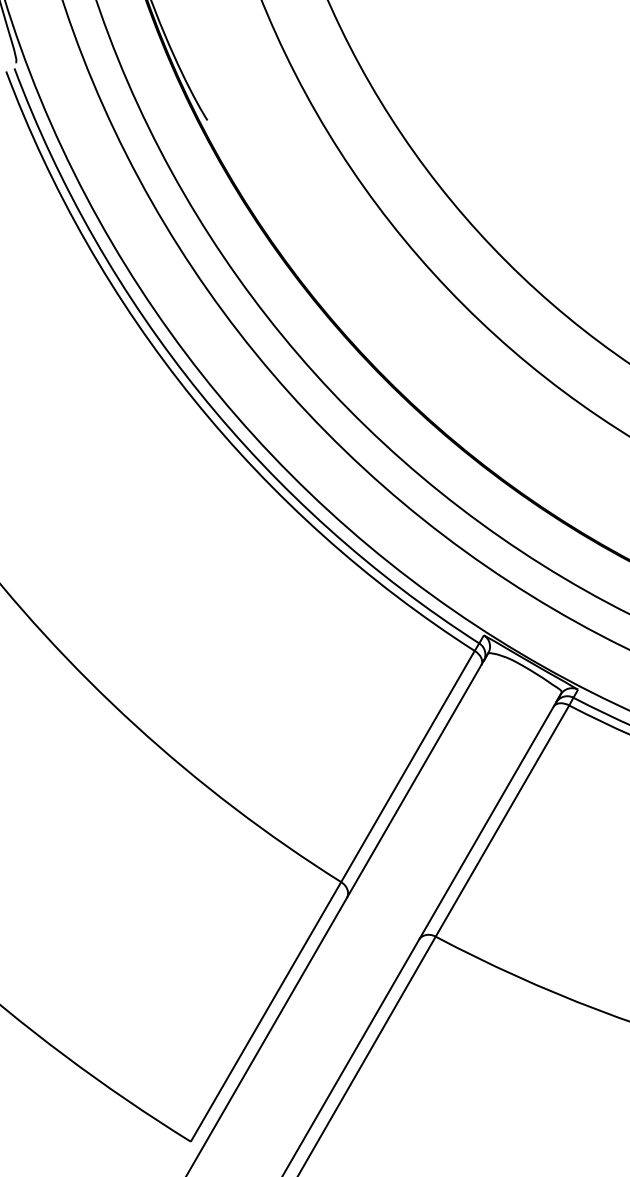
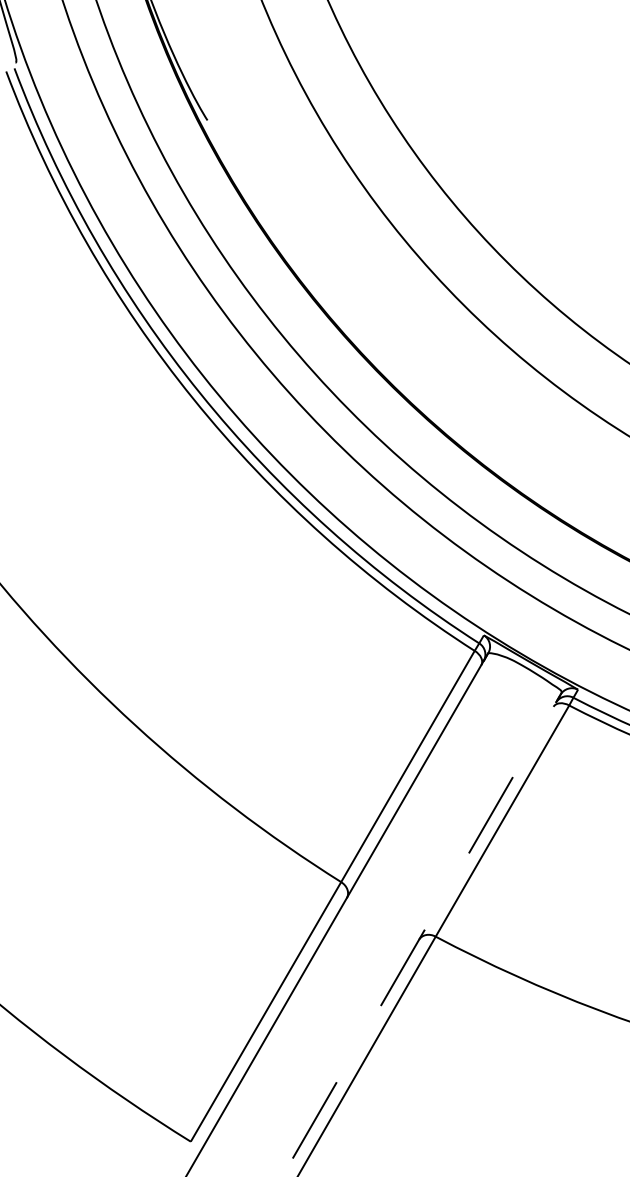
line: solid -> dashed (421, 935)
